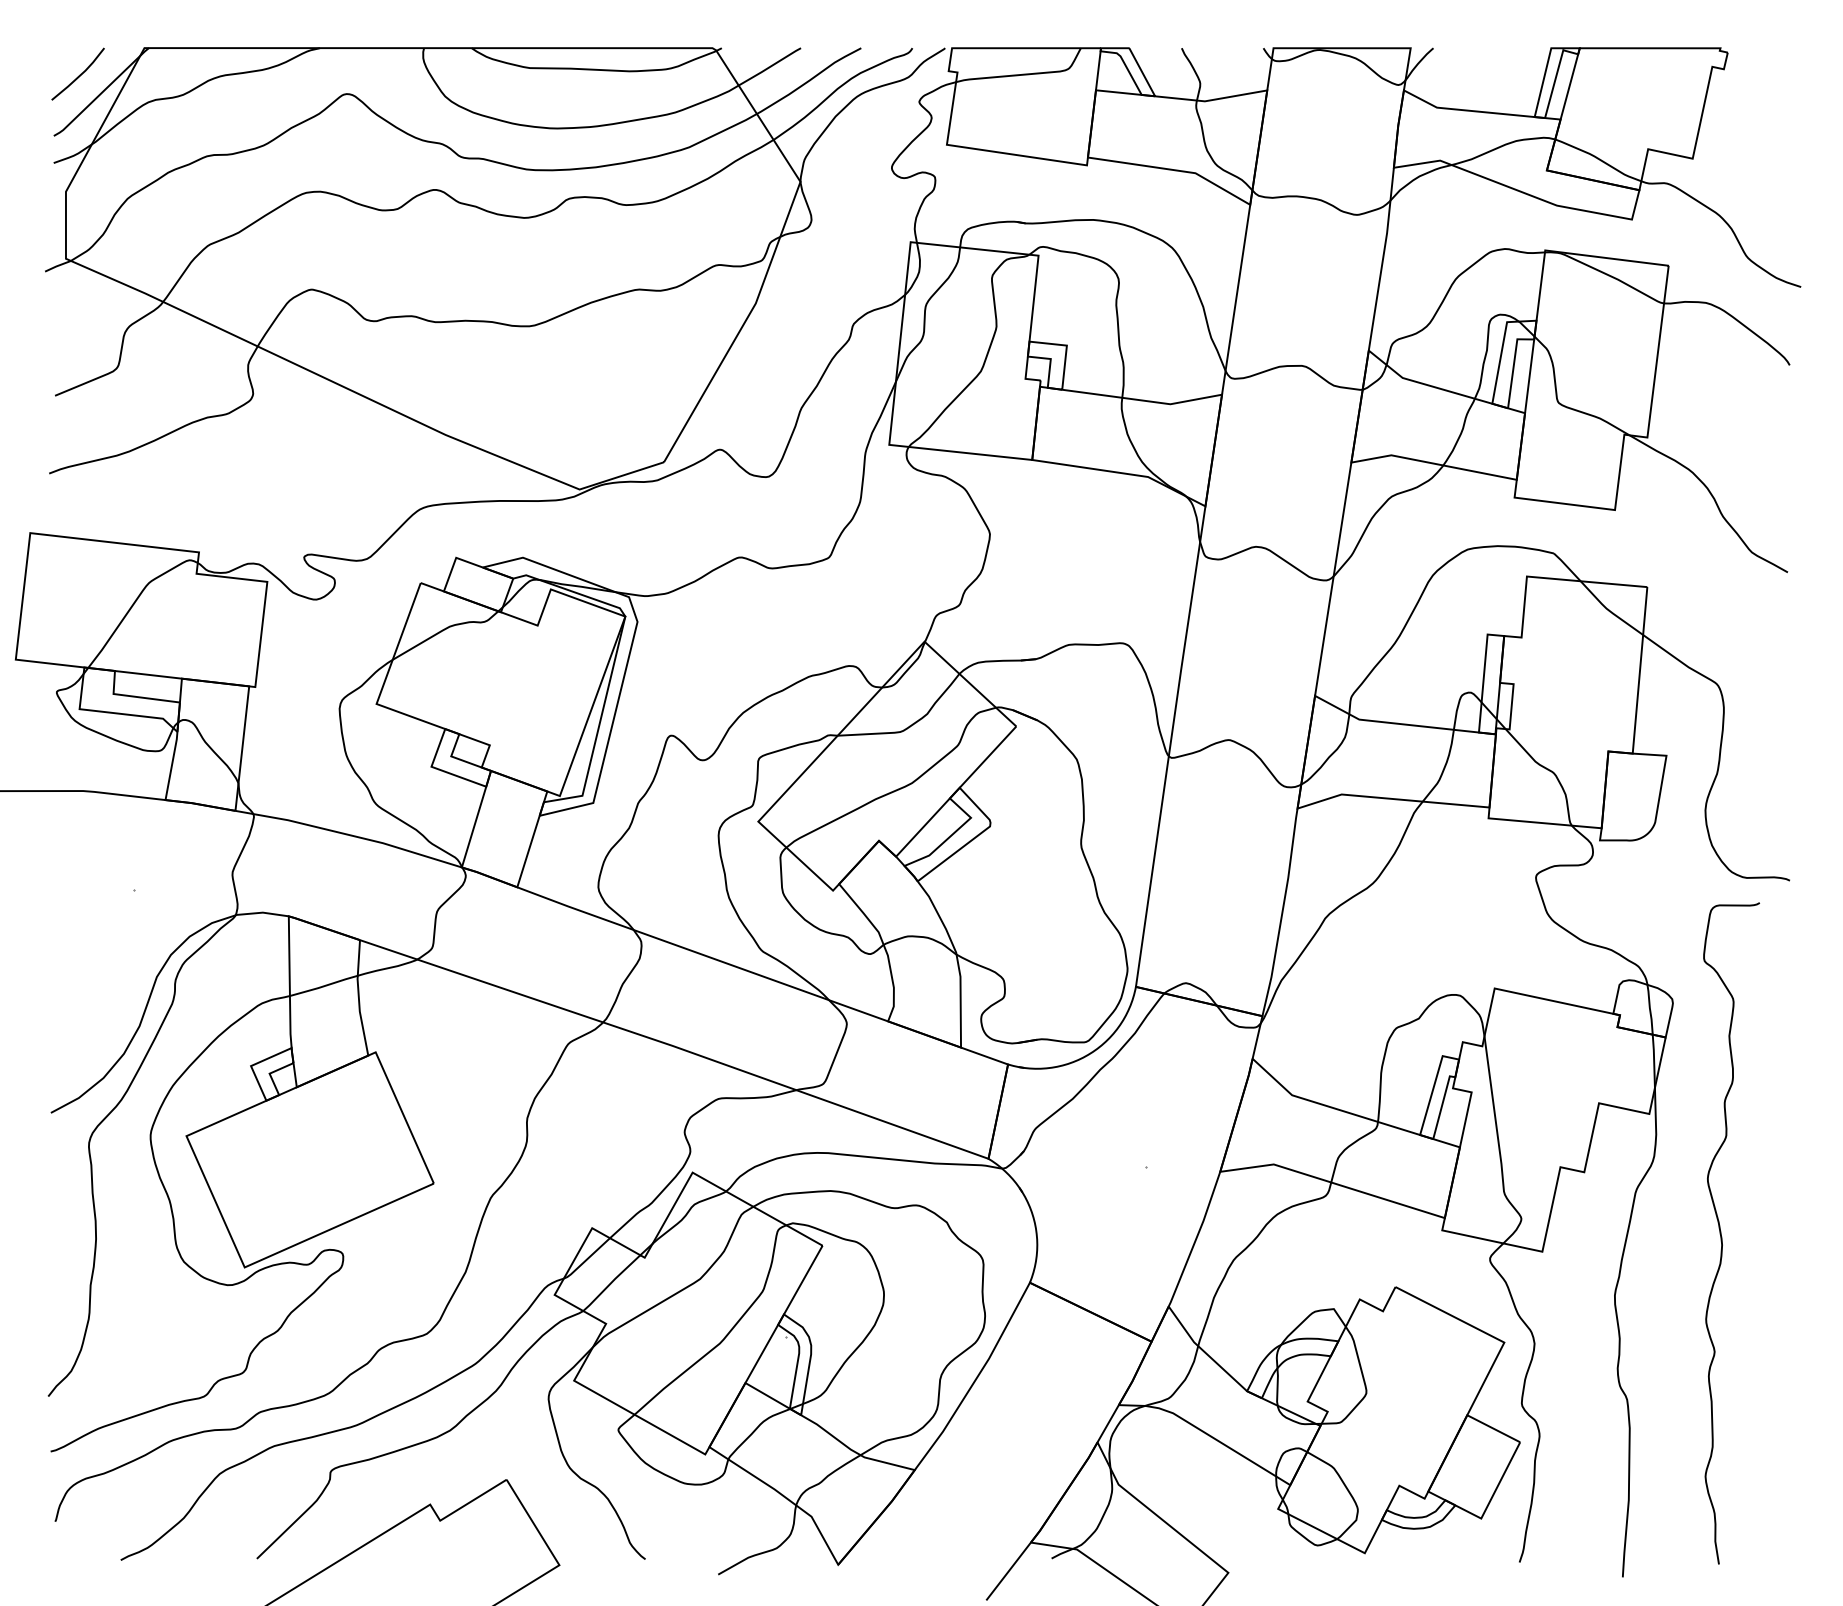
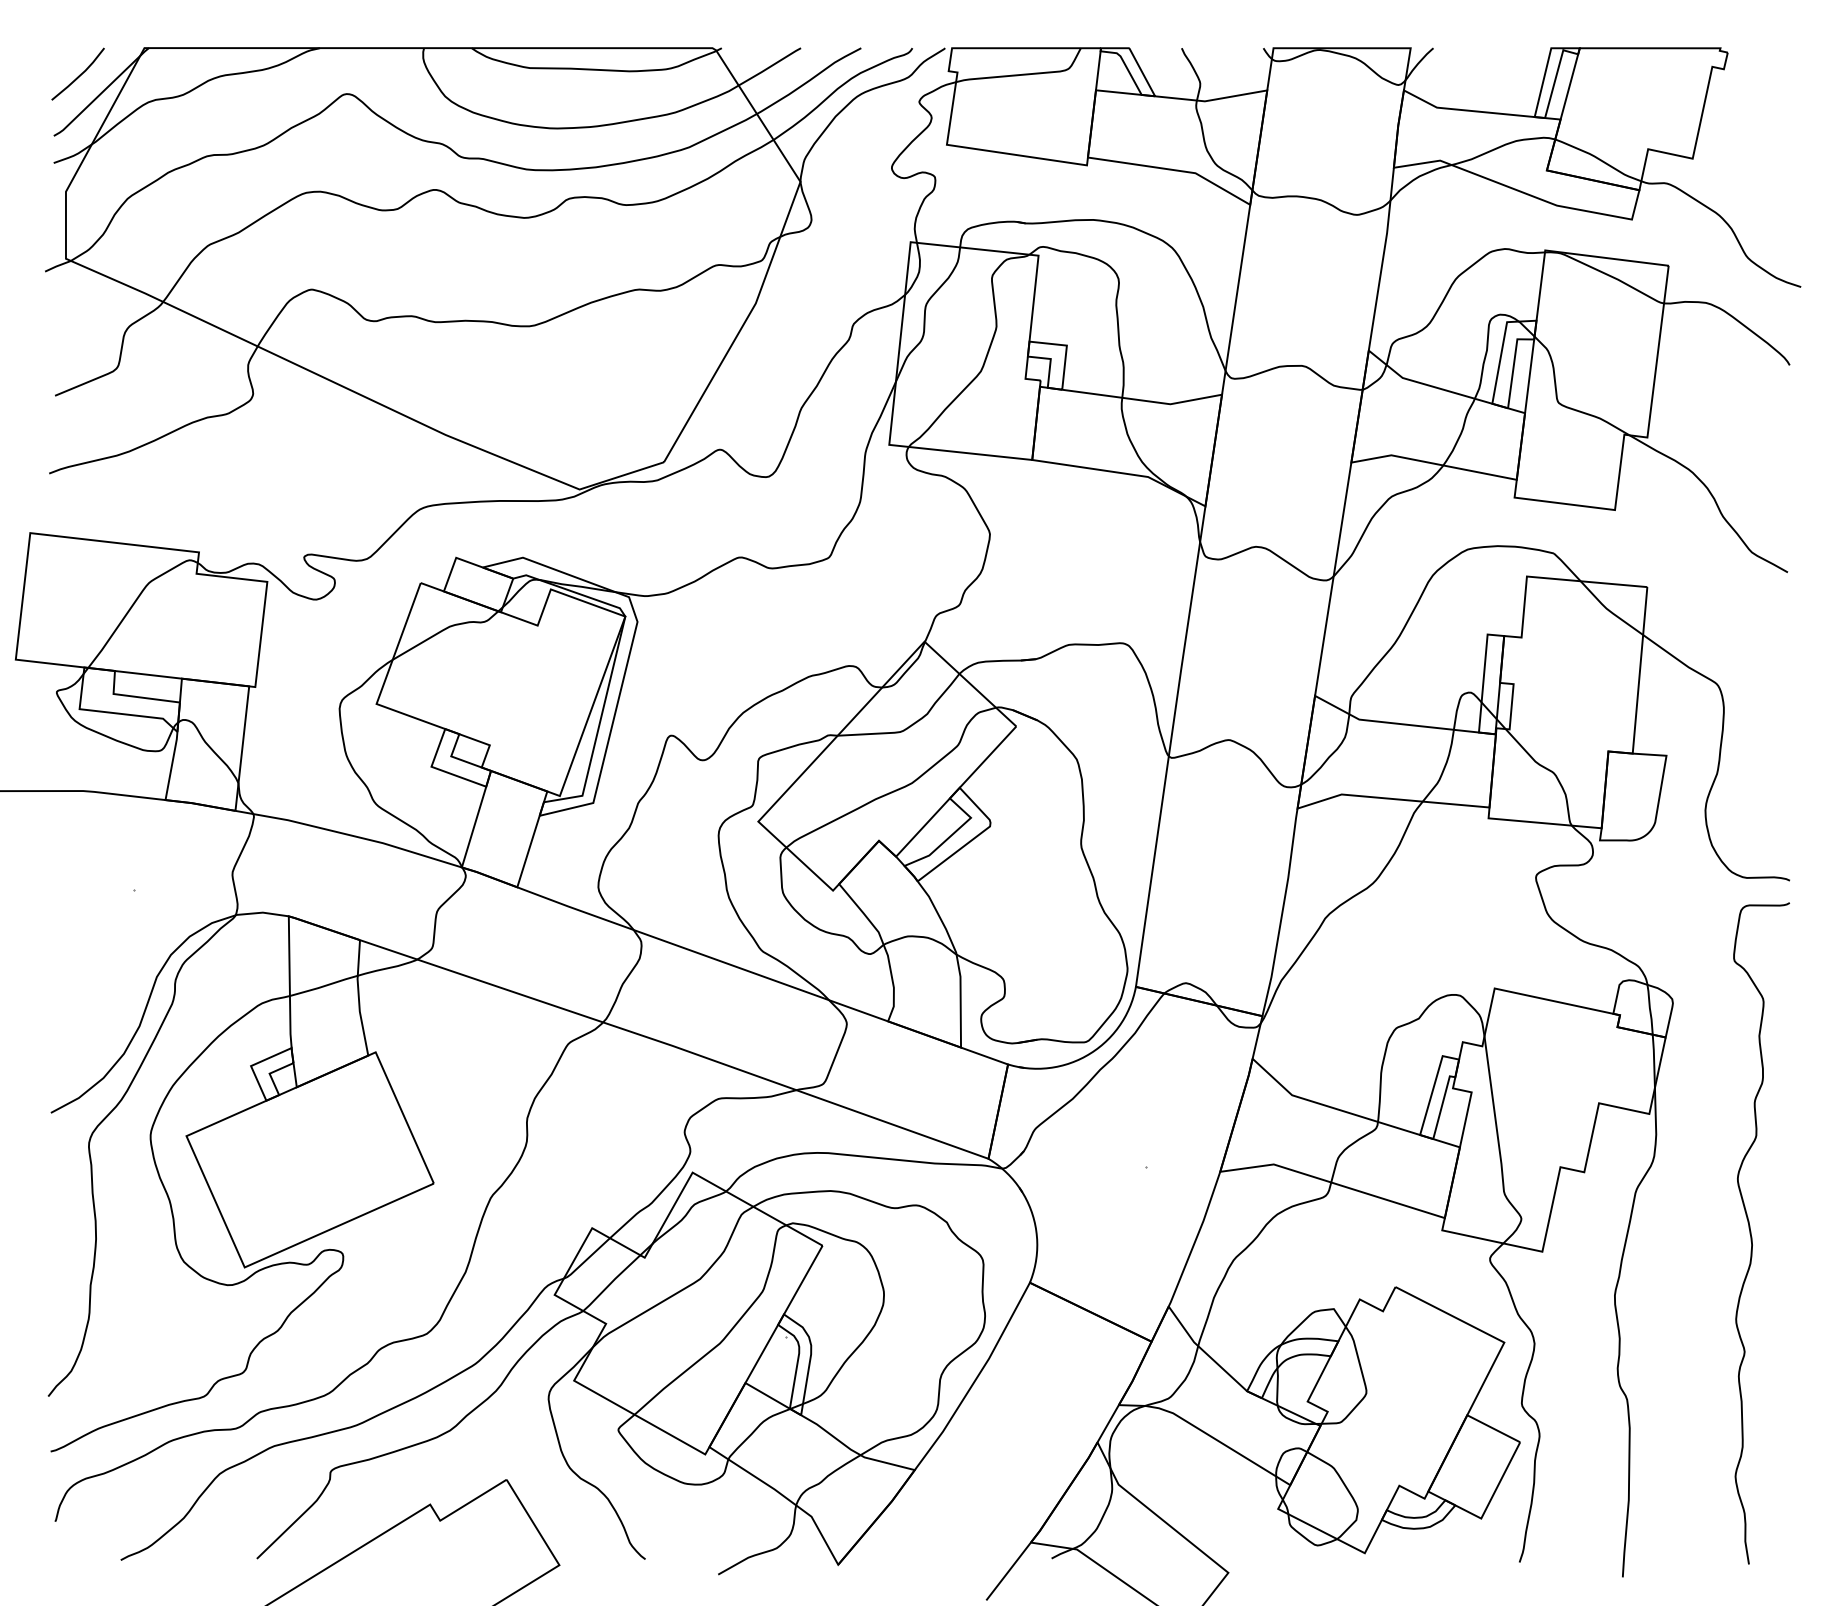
curve position: (1722, 1236) -> (1752, 1236) (1752, 1236)
